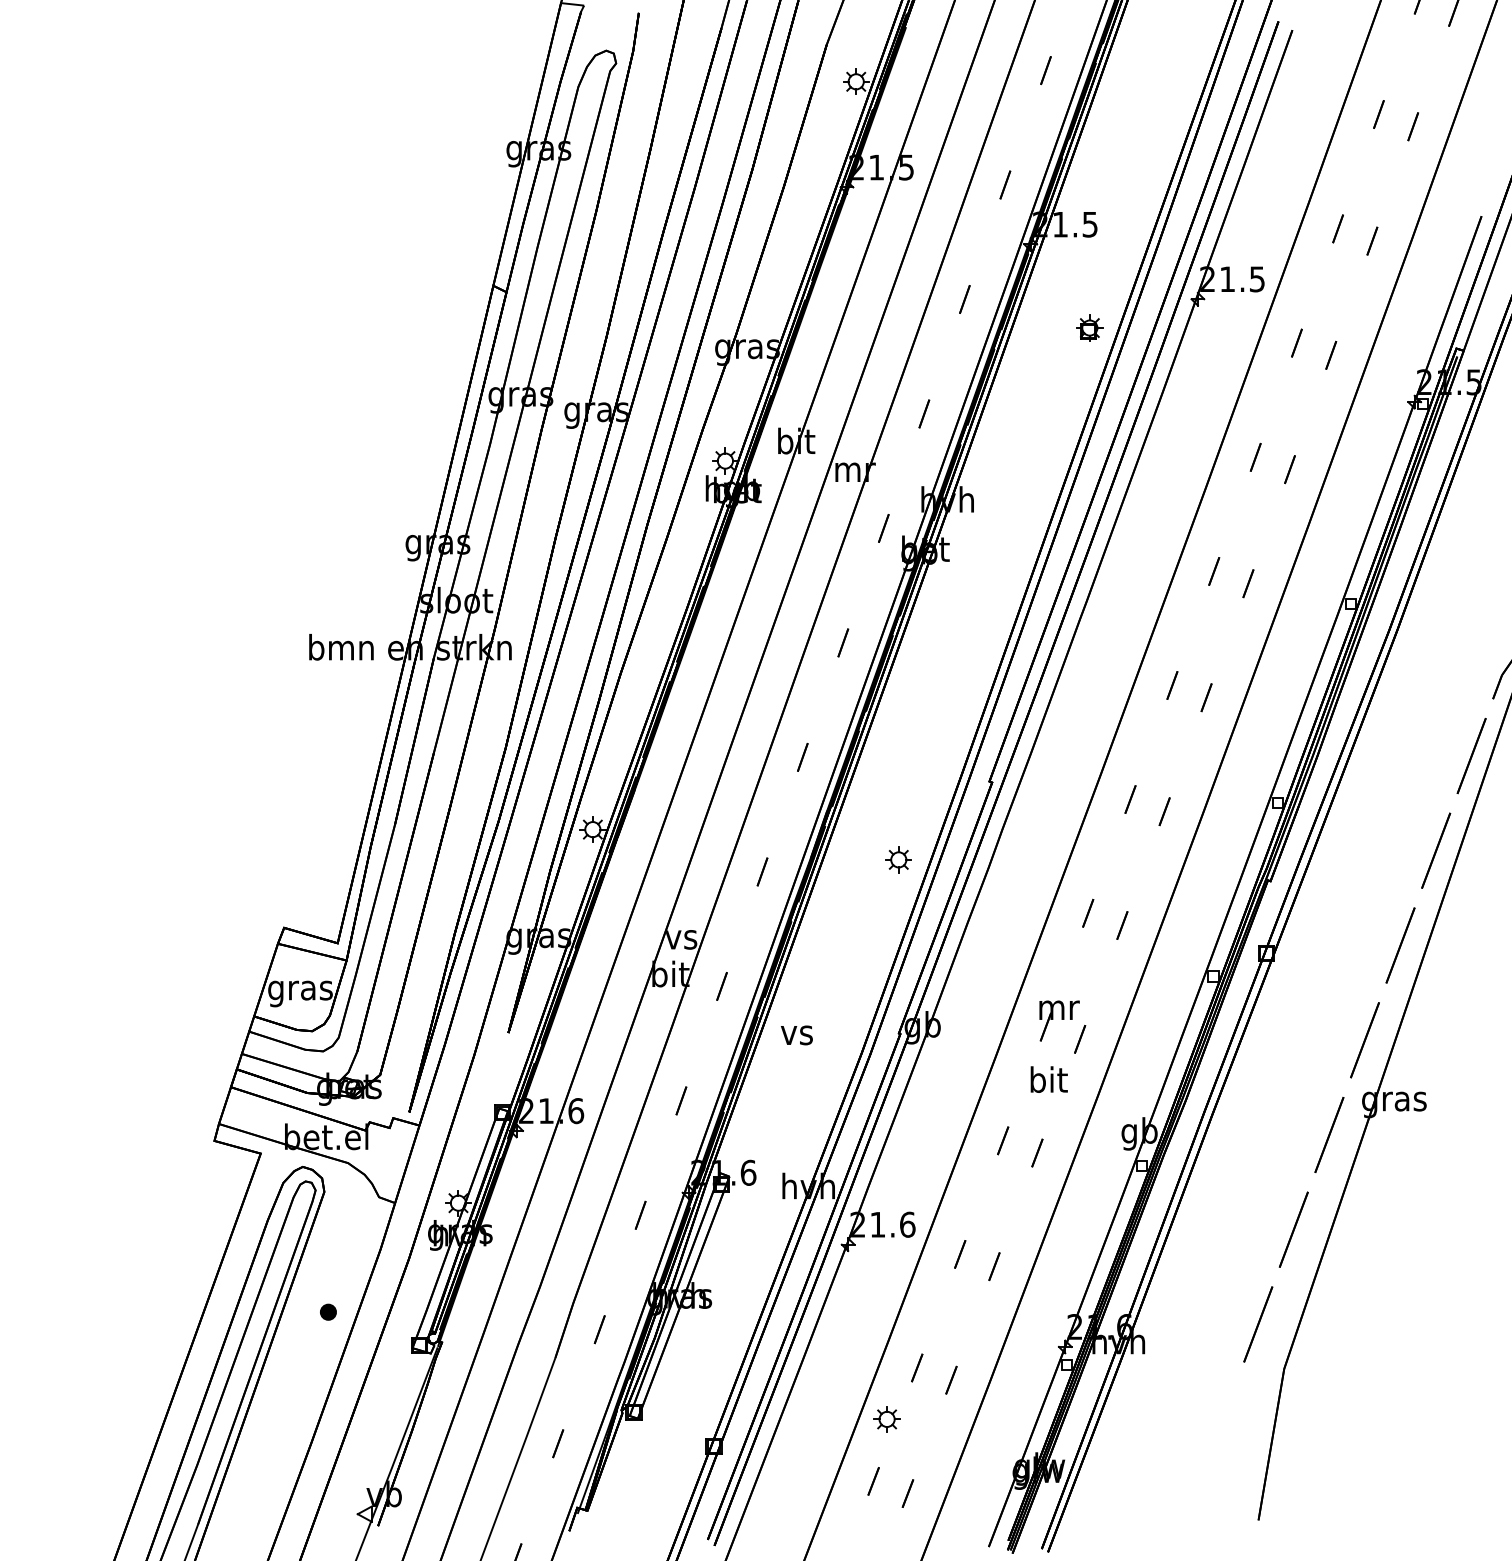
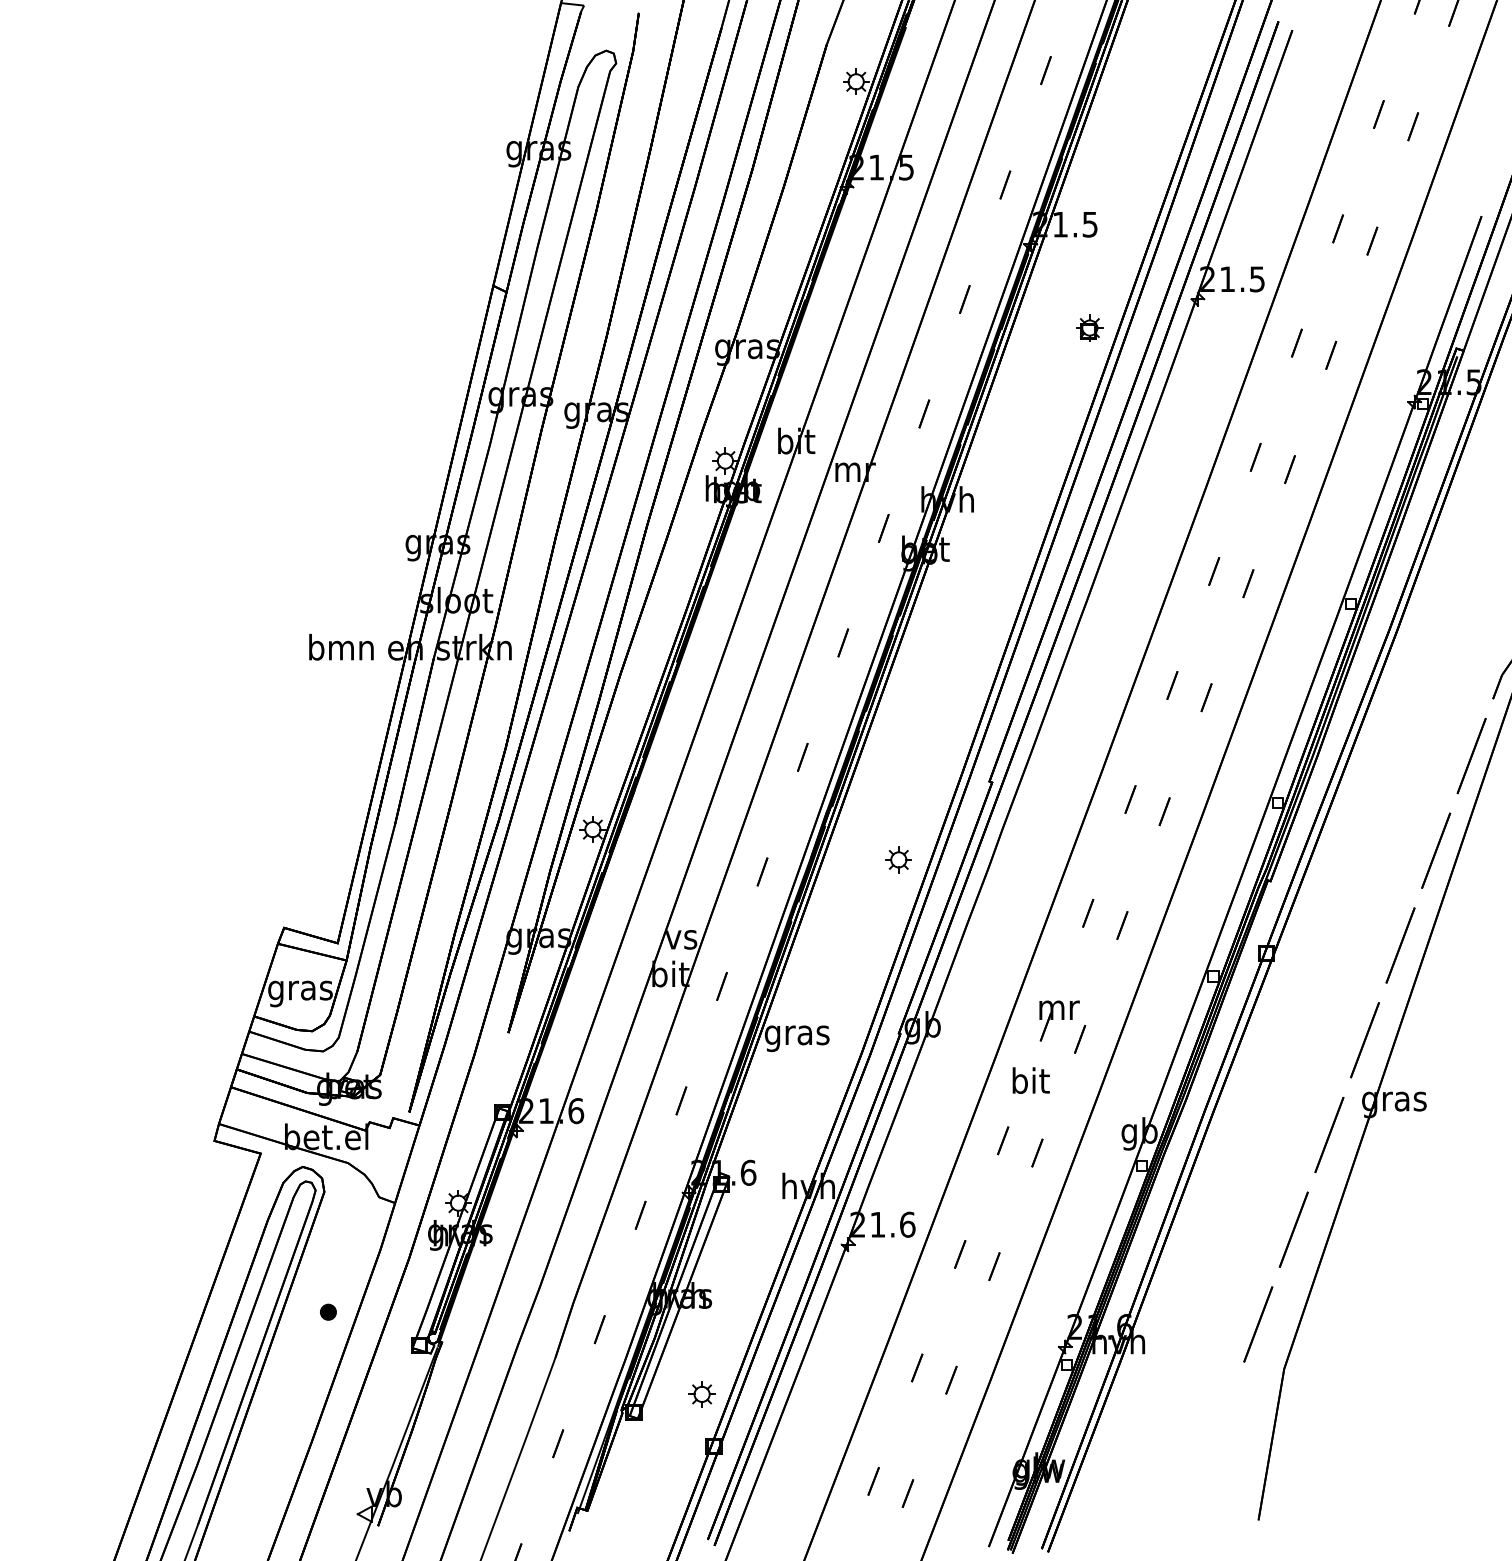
text: vs -> gras (796, 1038)
text position: (1048, 1079) -> (1030, 1080) (1030, 1080)
part position: (886, 1419) -> (701, 1394) (701, 1394)
